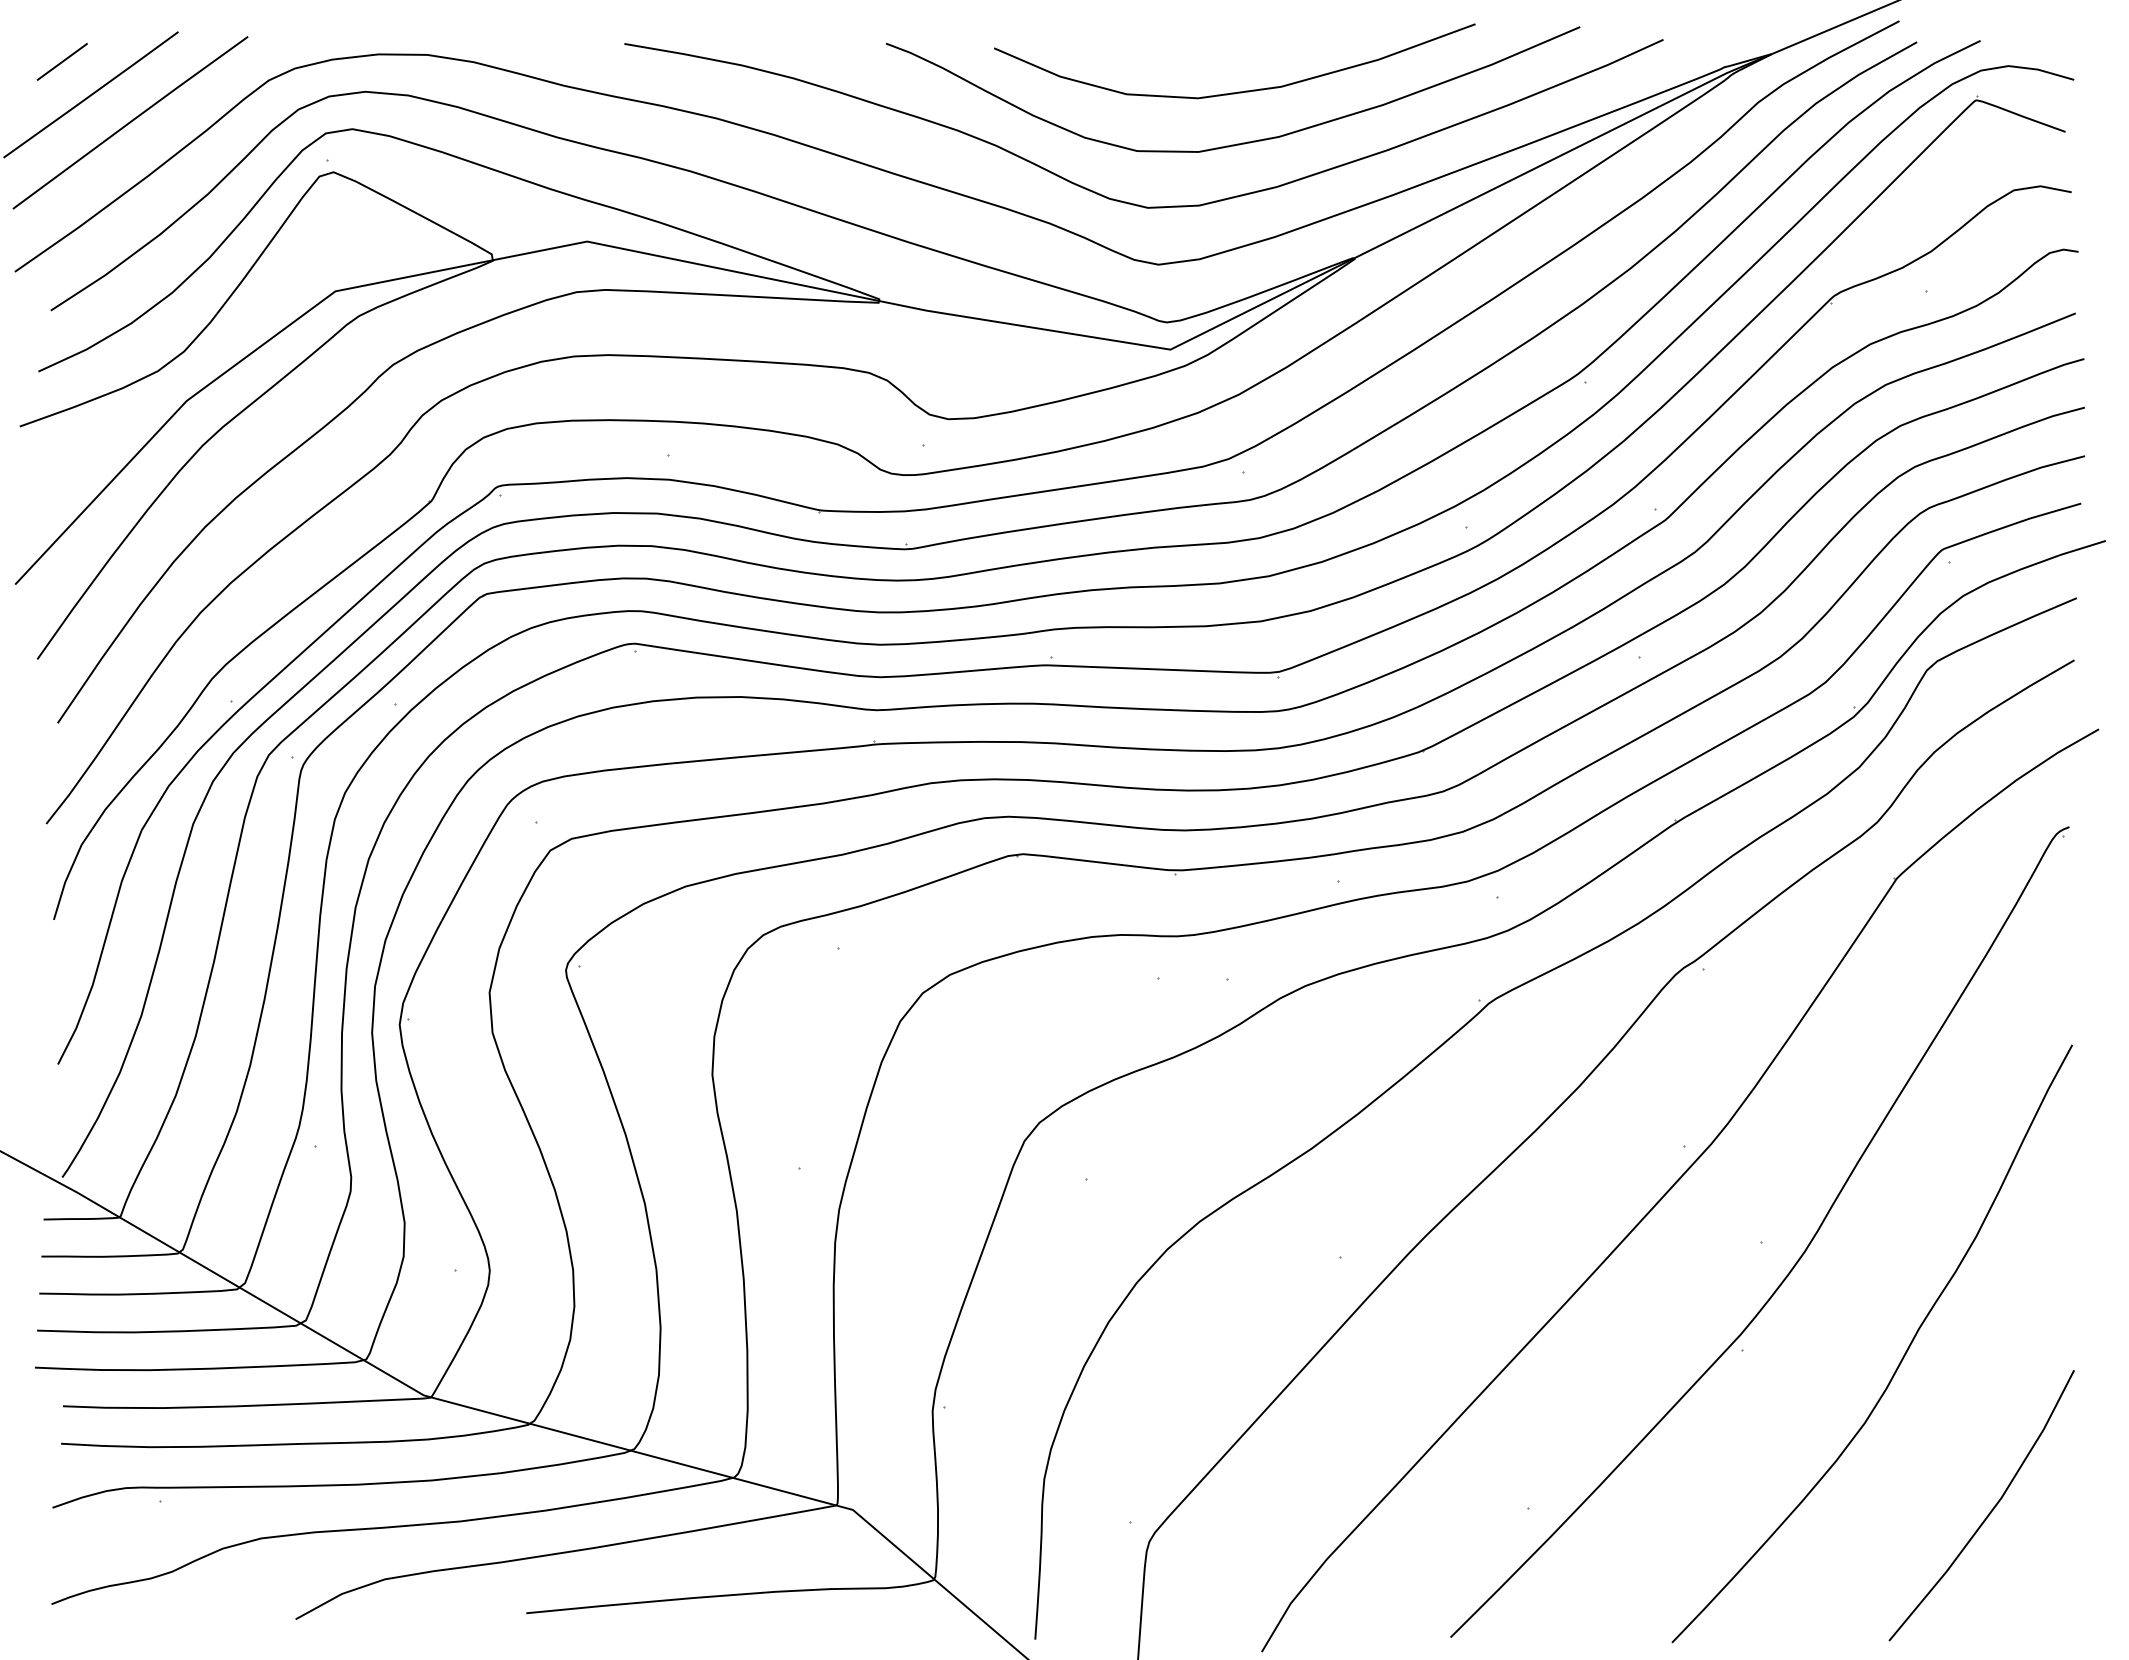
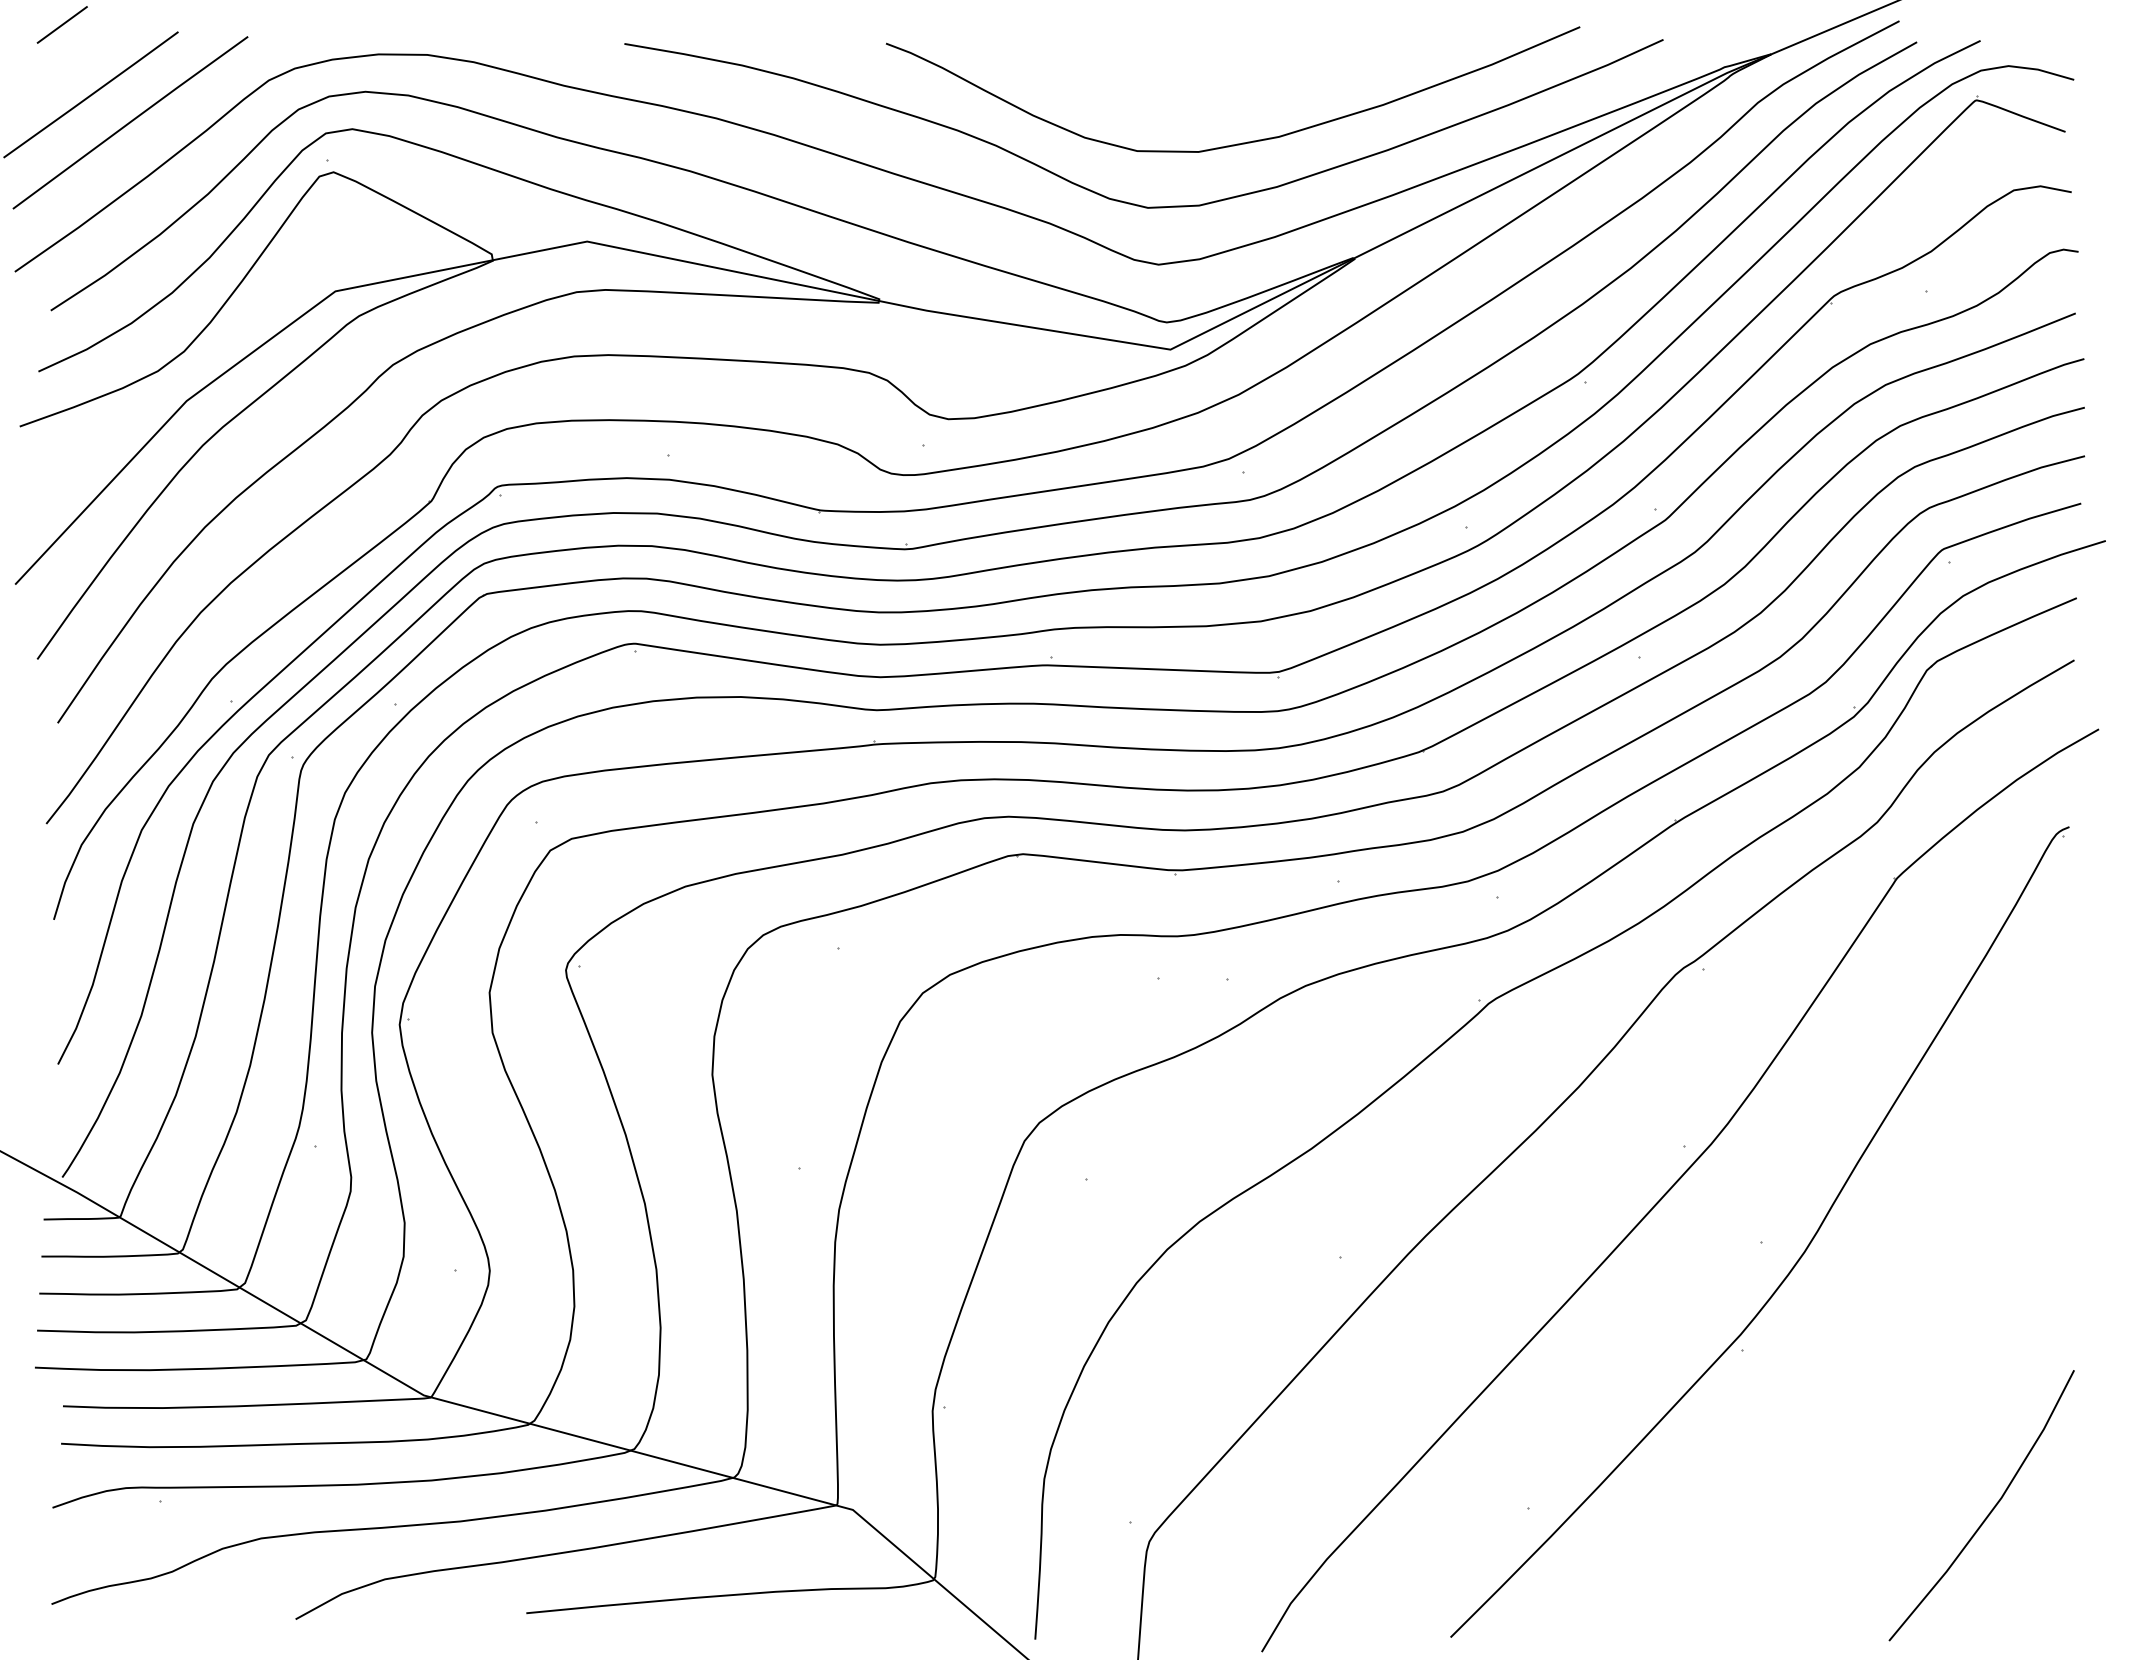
line position: (61, 61) -> (61, 24) (61, 24)
curve: present -> none (1238, 91)
curve: present -> none (1901, 1358)
